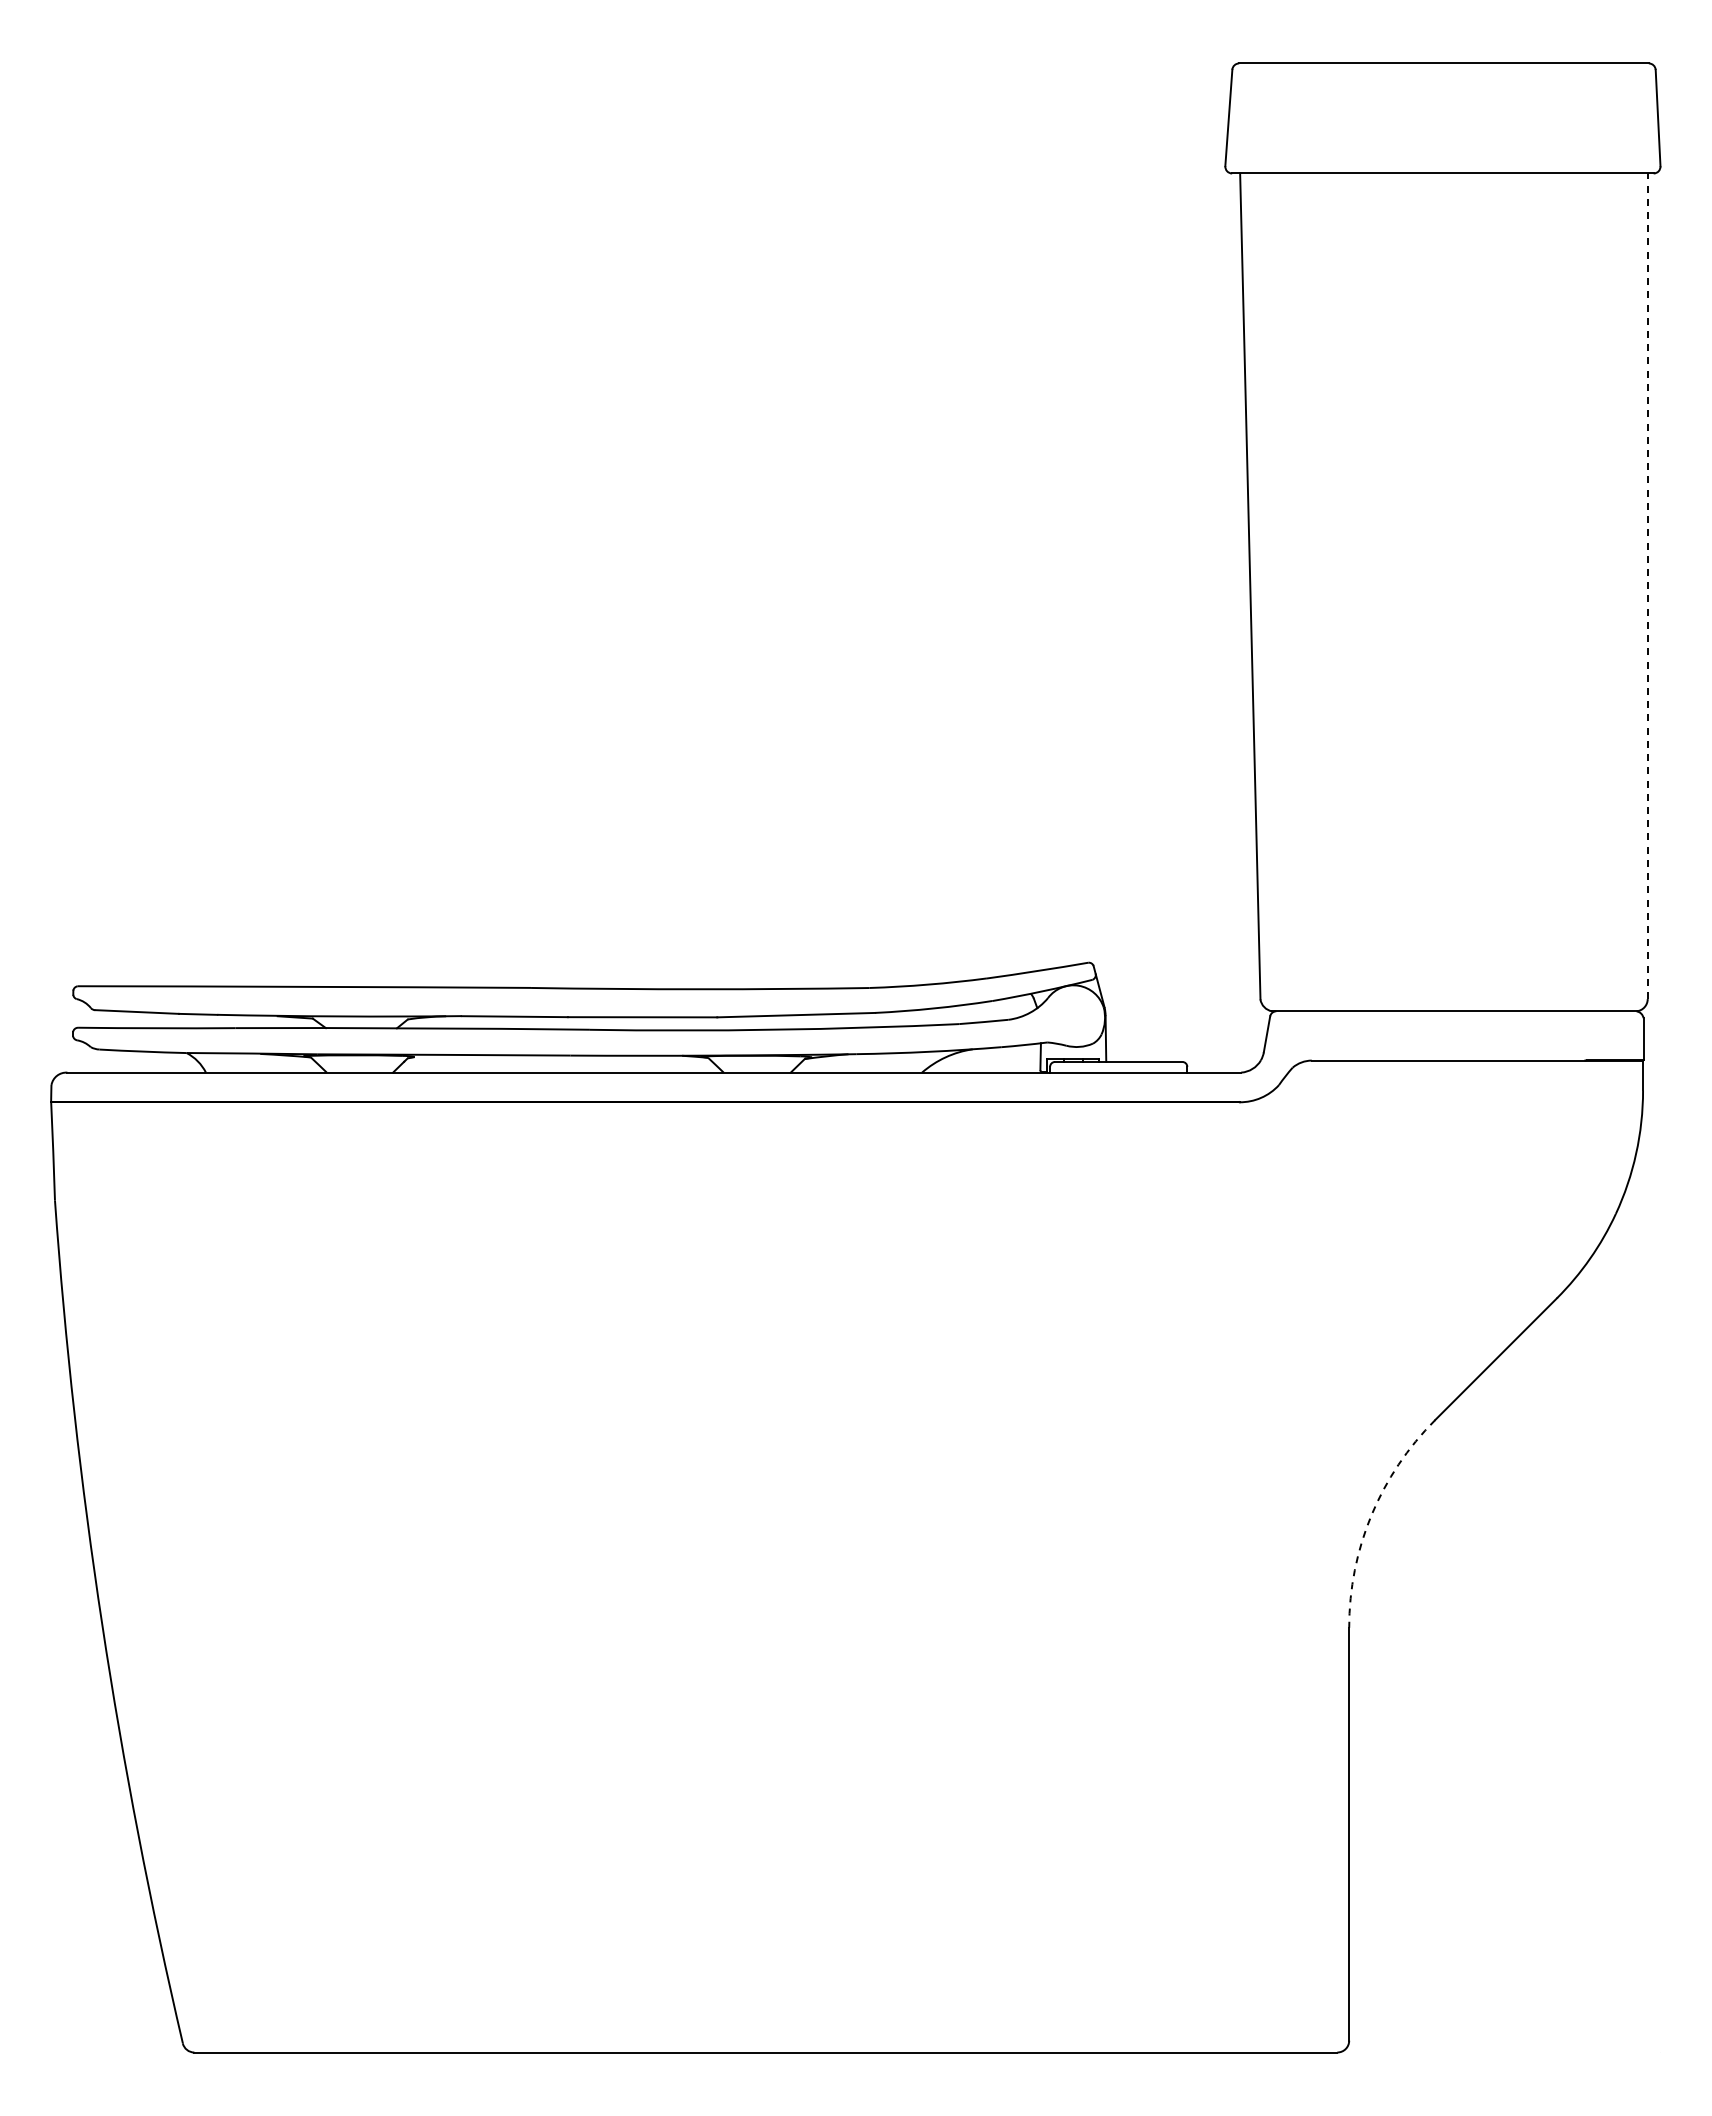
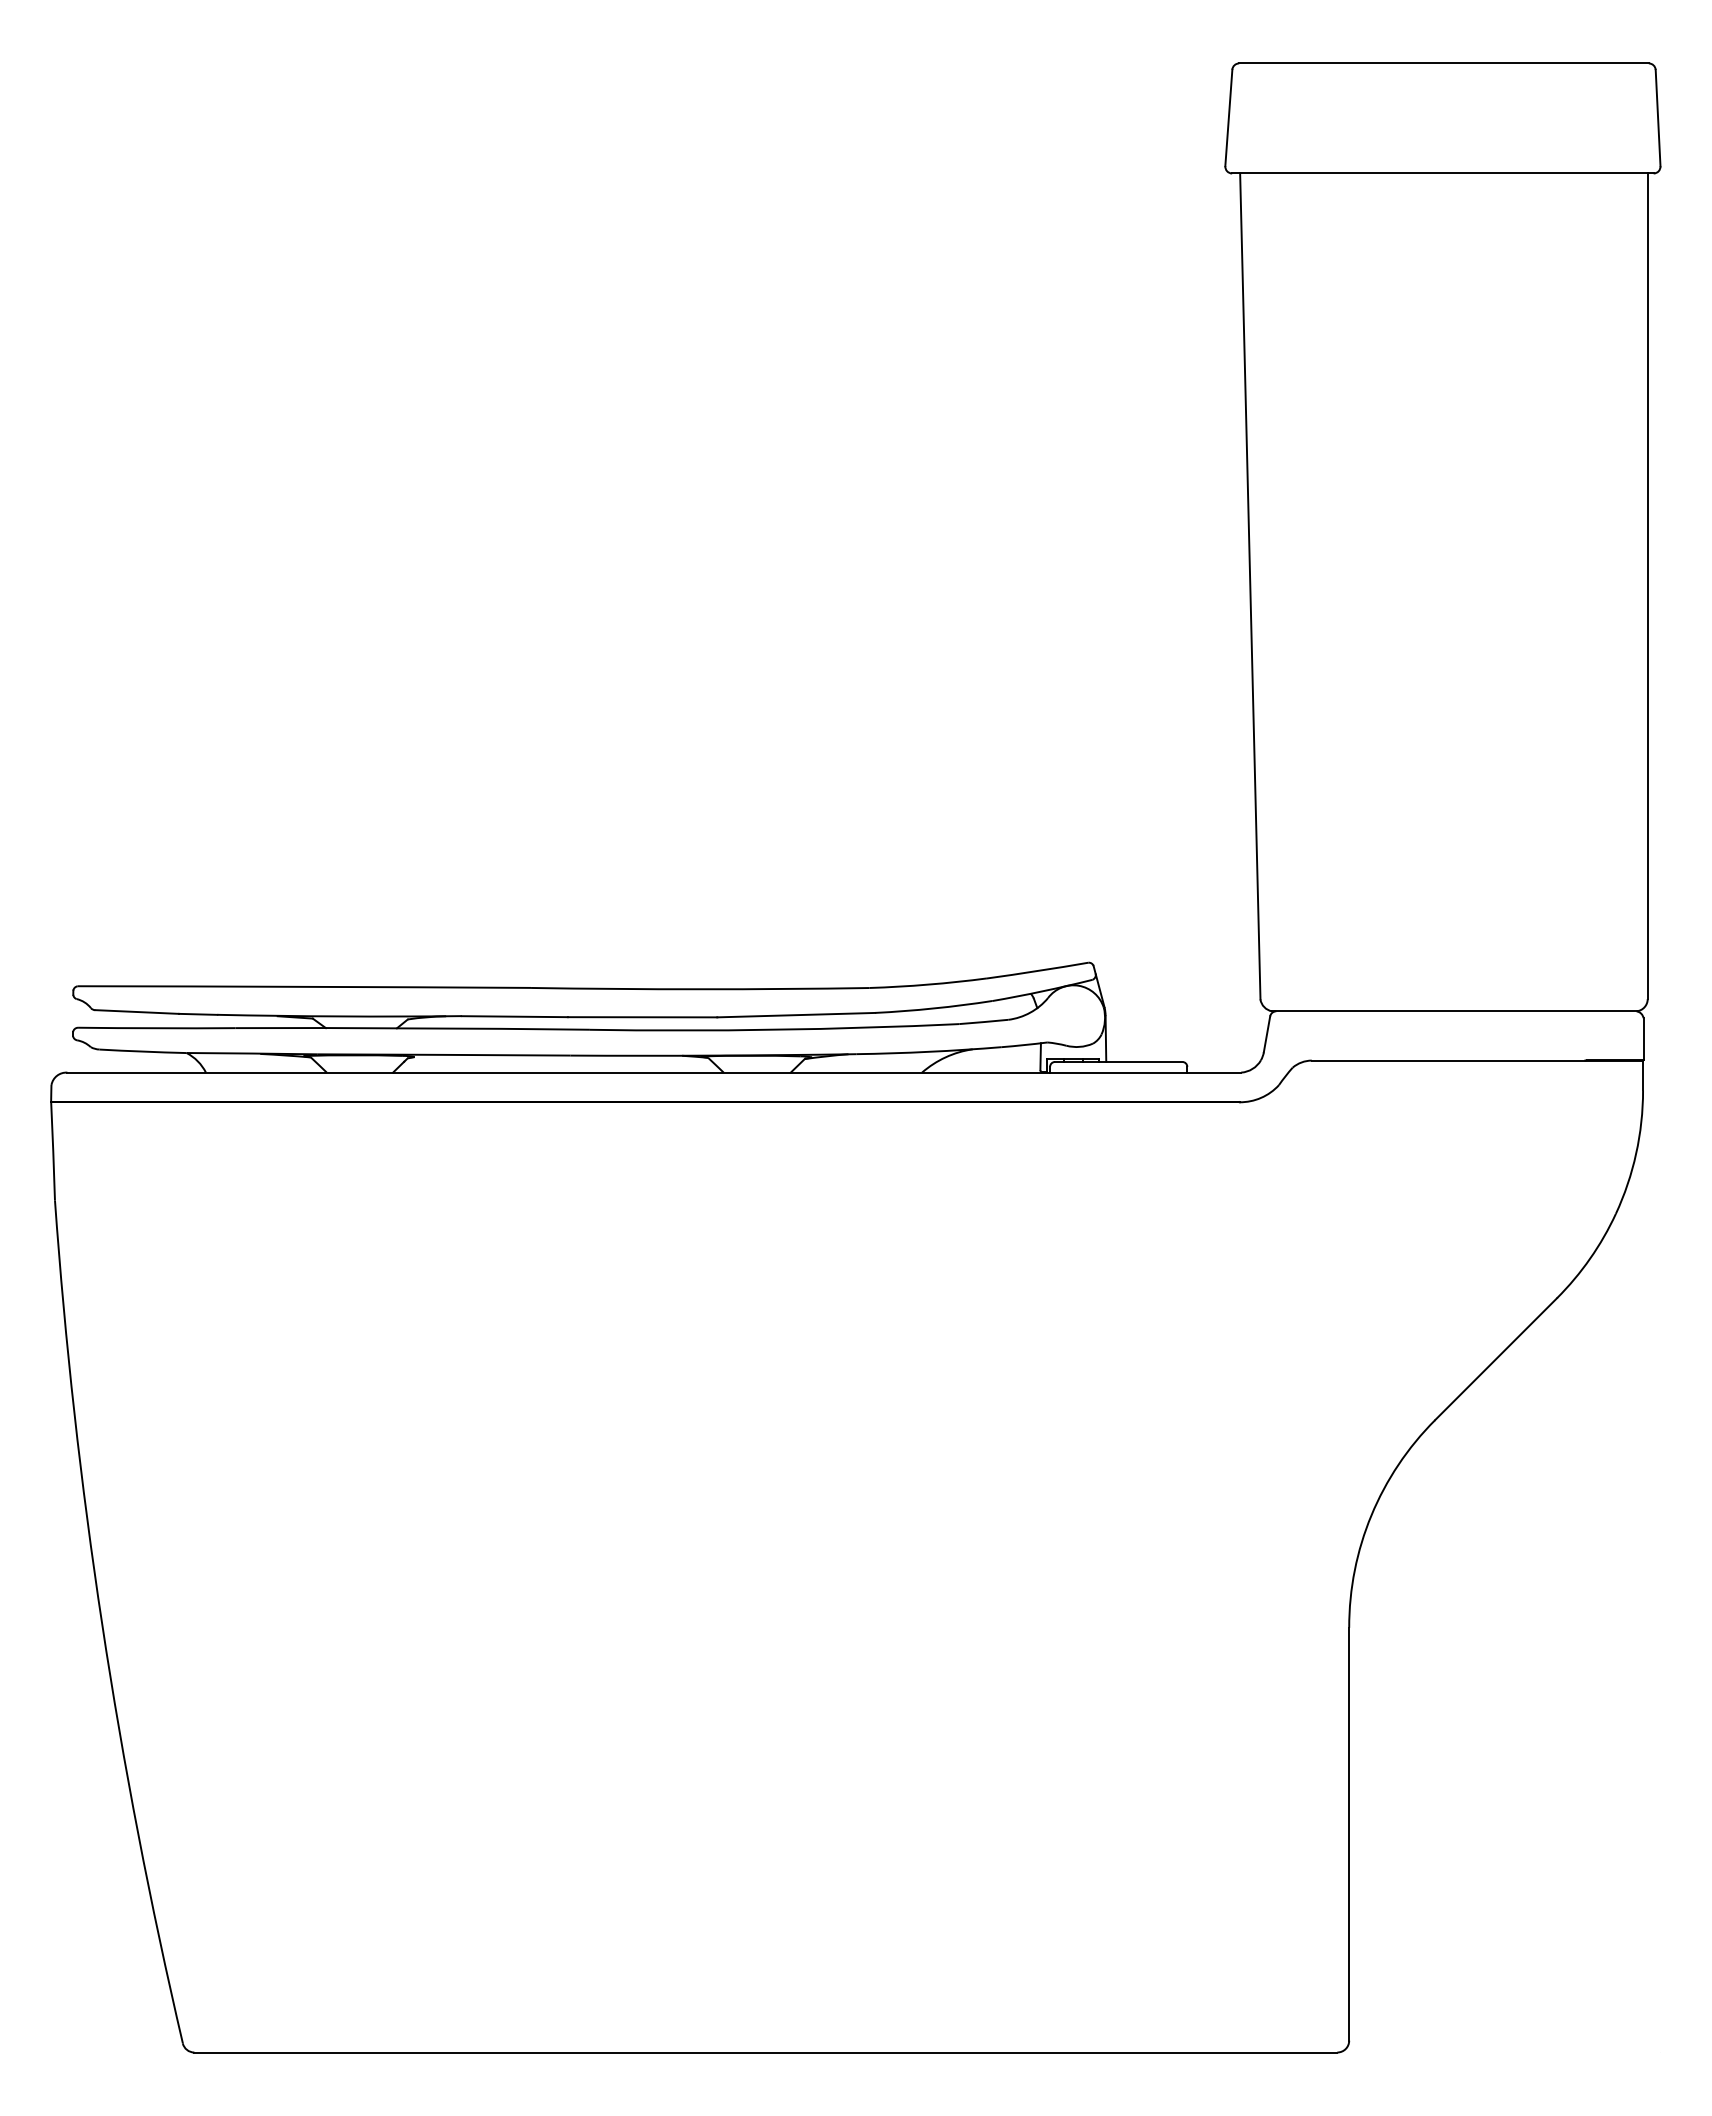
line: dashed -> solid (1647, 586)
arc: dashed -> solid (1371, 1515)
